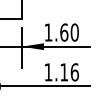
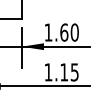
text: 1.16 -> 1.15 (74, 72)
